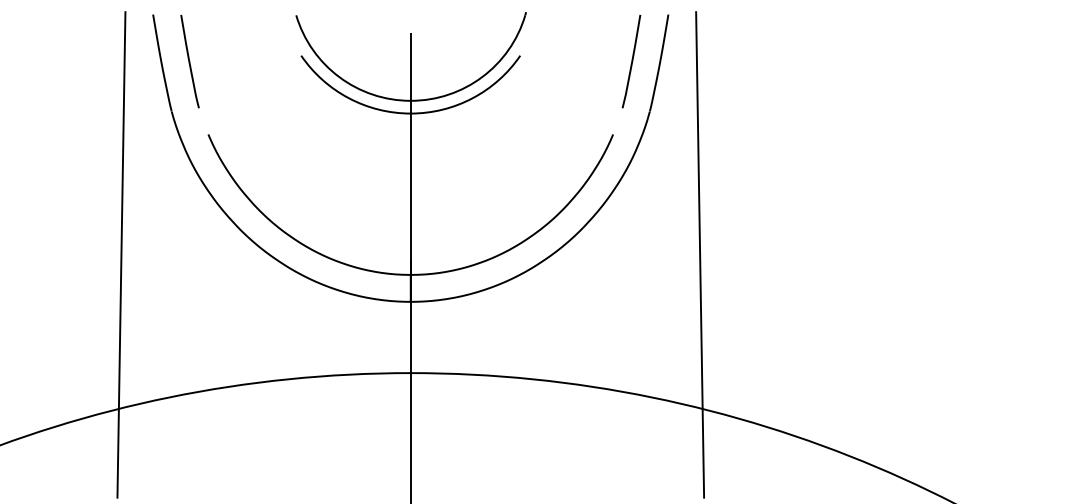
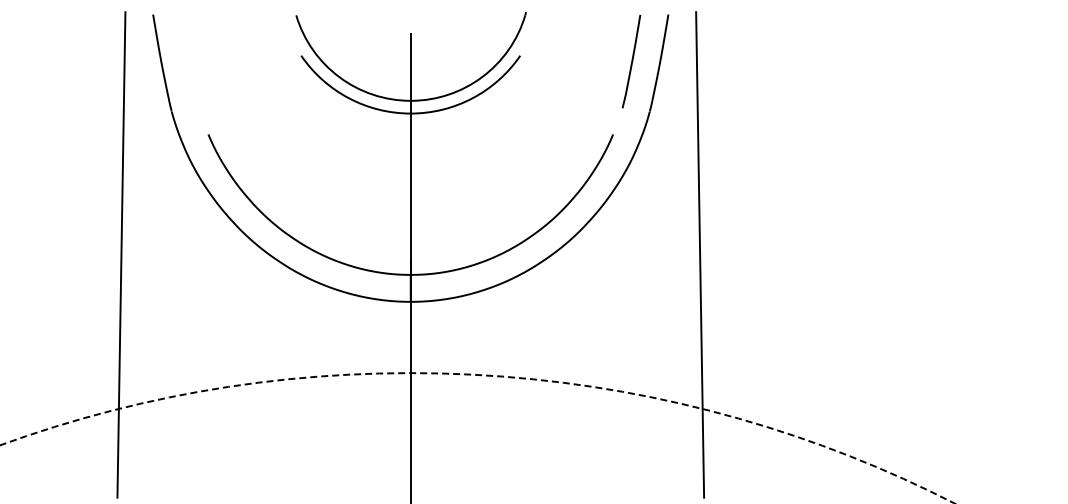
line: present -> none (189, 61)
circle: solid -> dashed (477, 438)
